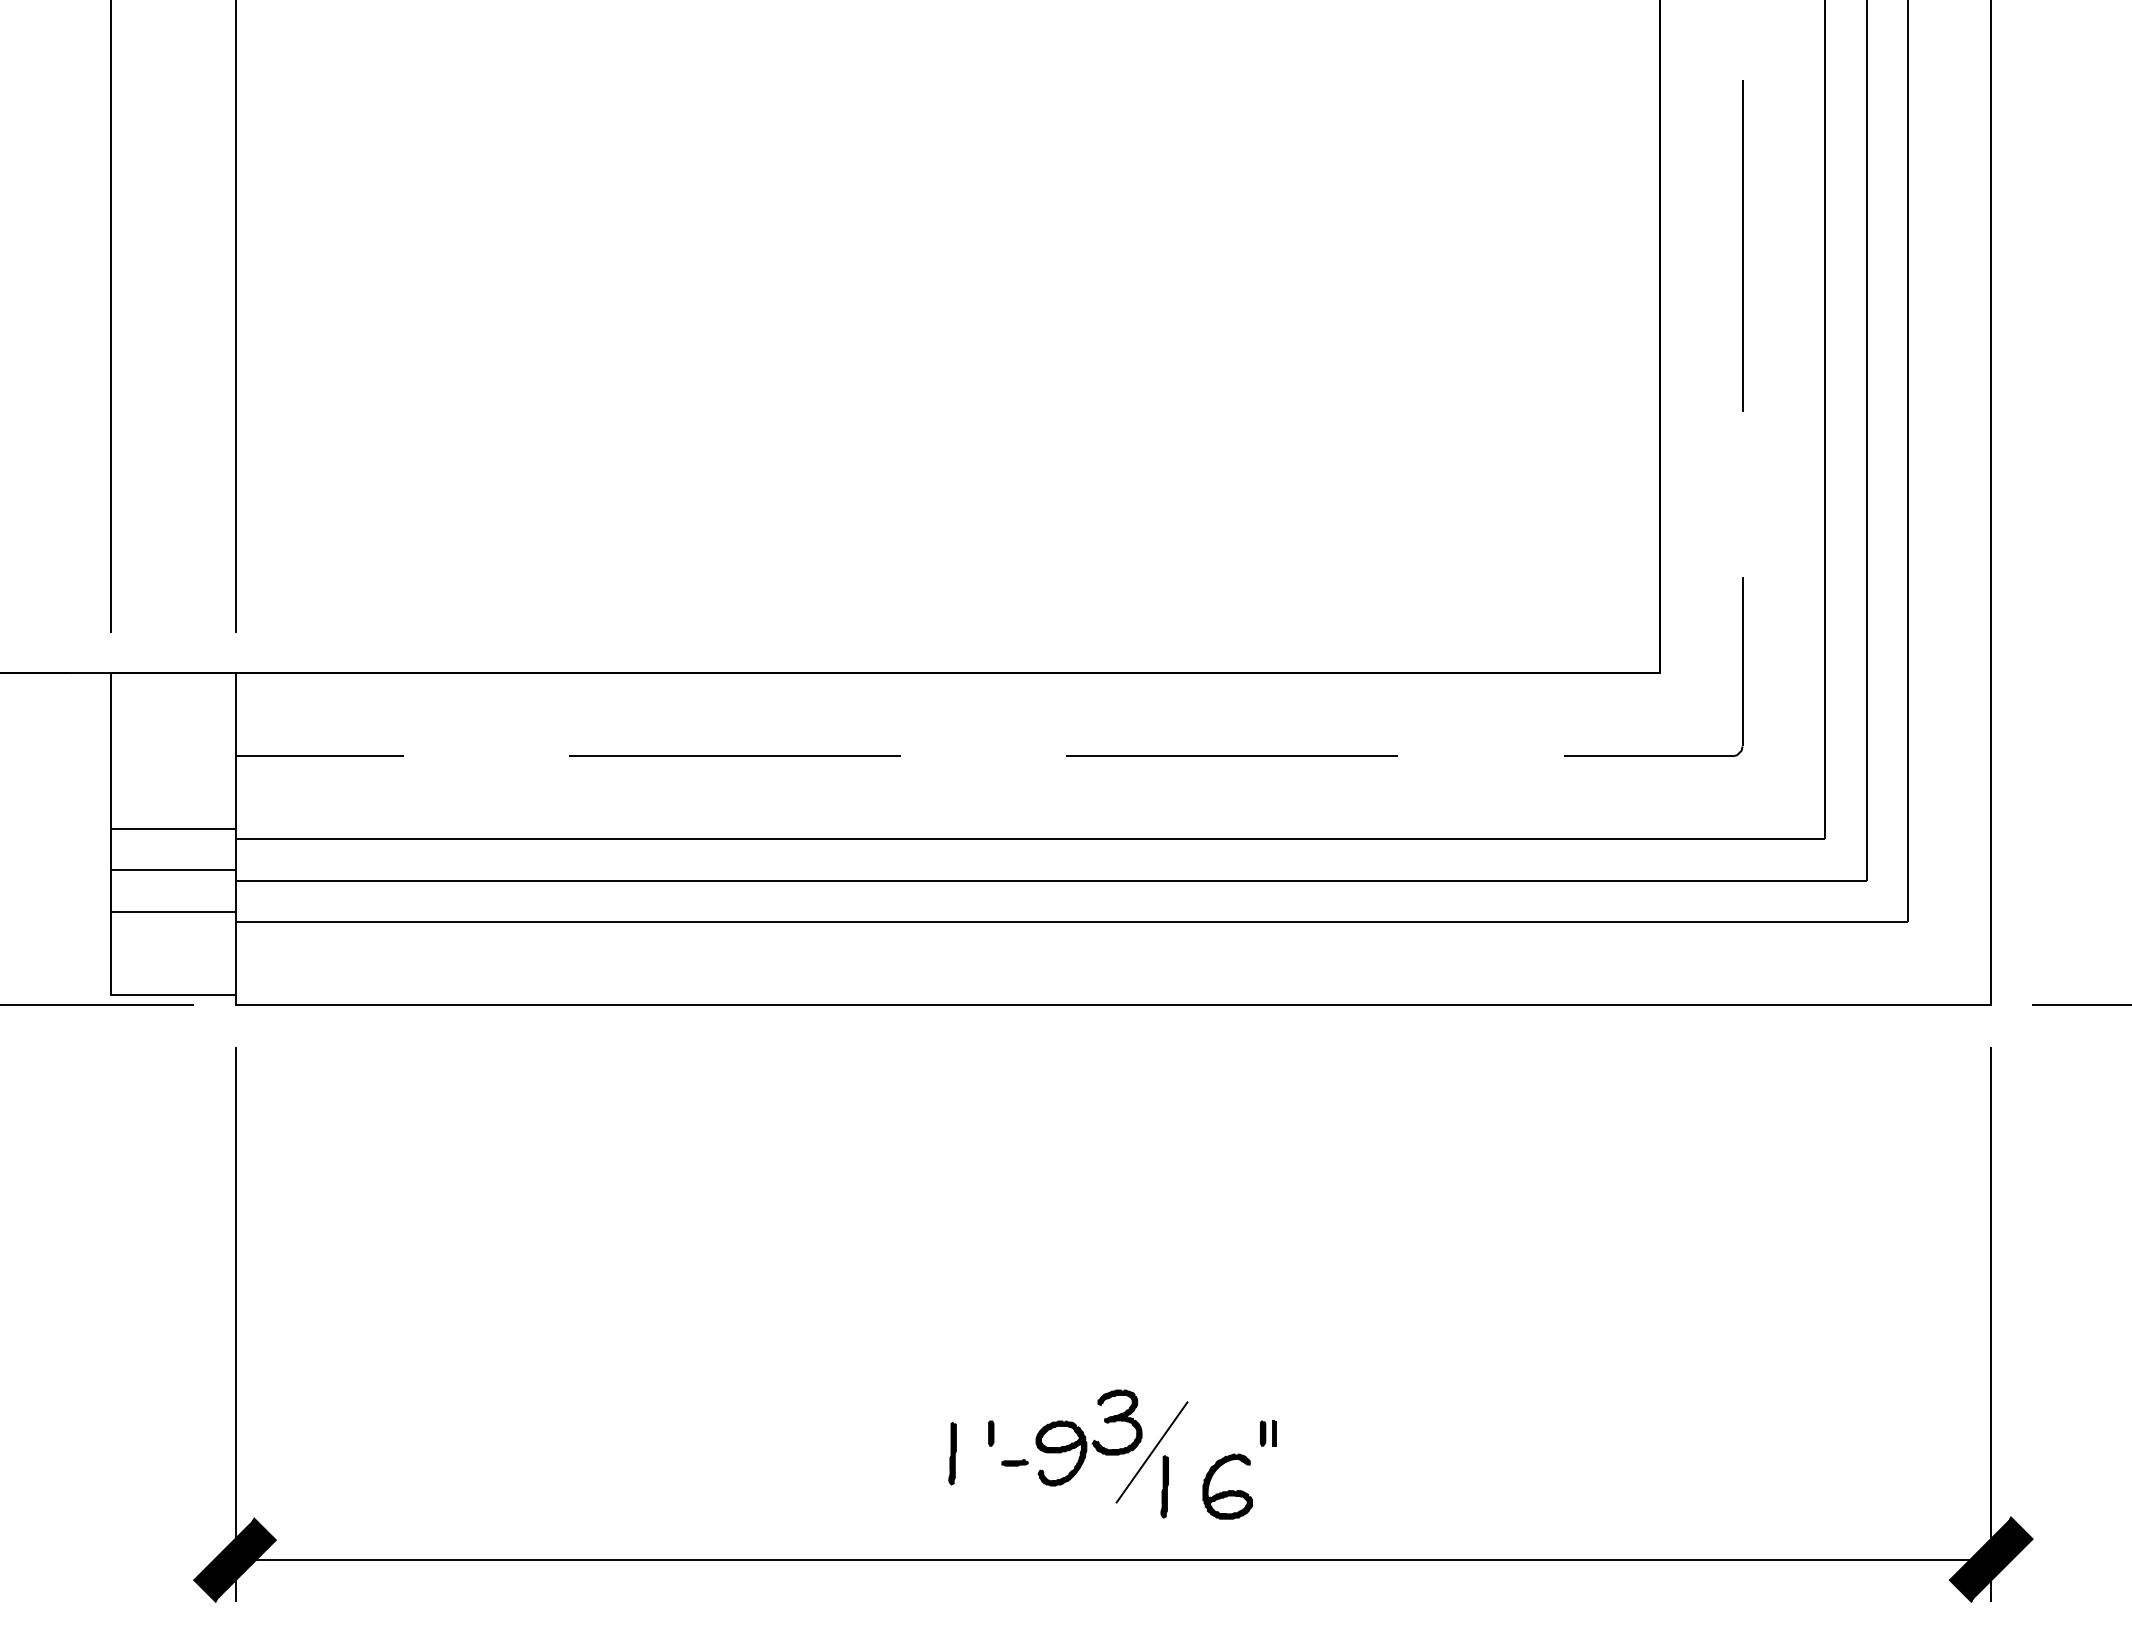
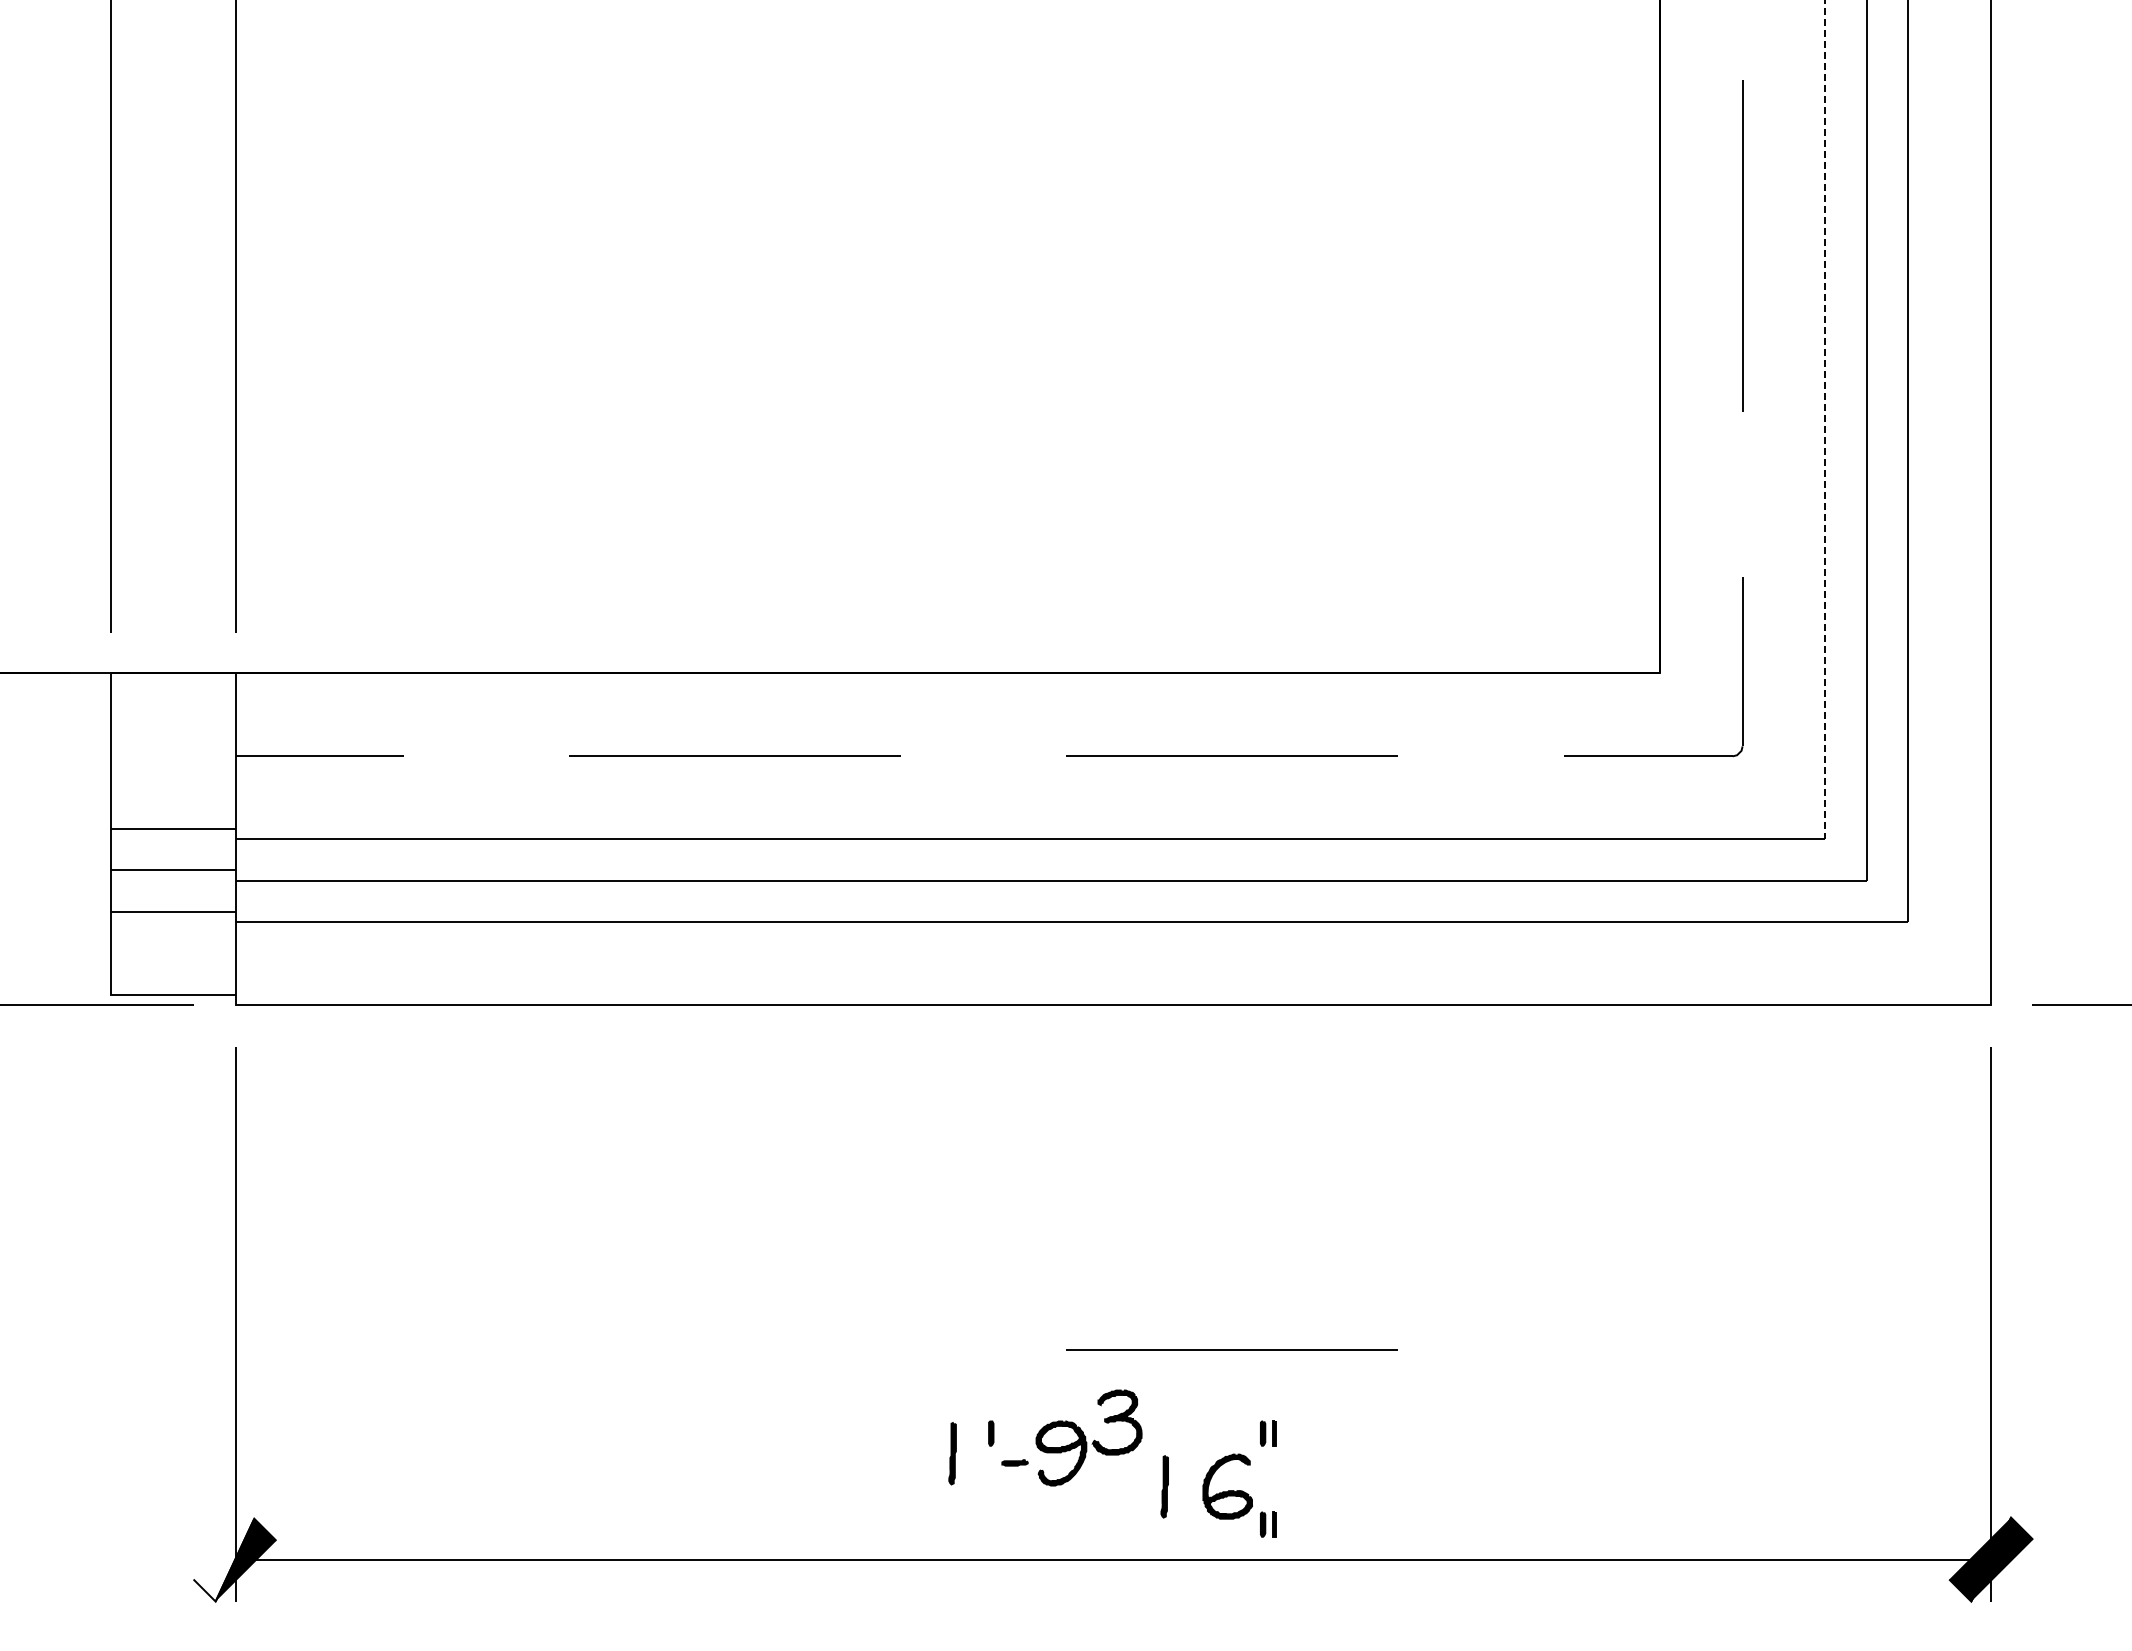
line: solid -> dashed (1825, 420)
line: none -> present (1231, 1349)
line: present -> none (1151, 1452)
part: none -> present (1268, 1524)
fill: present -> none (223, 1559)
